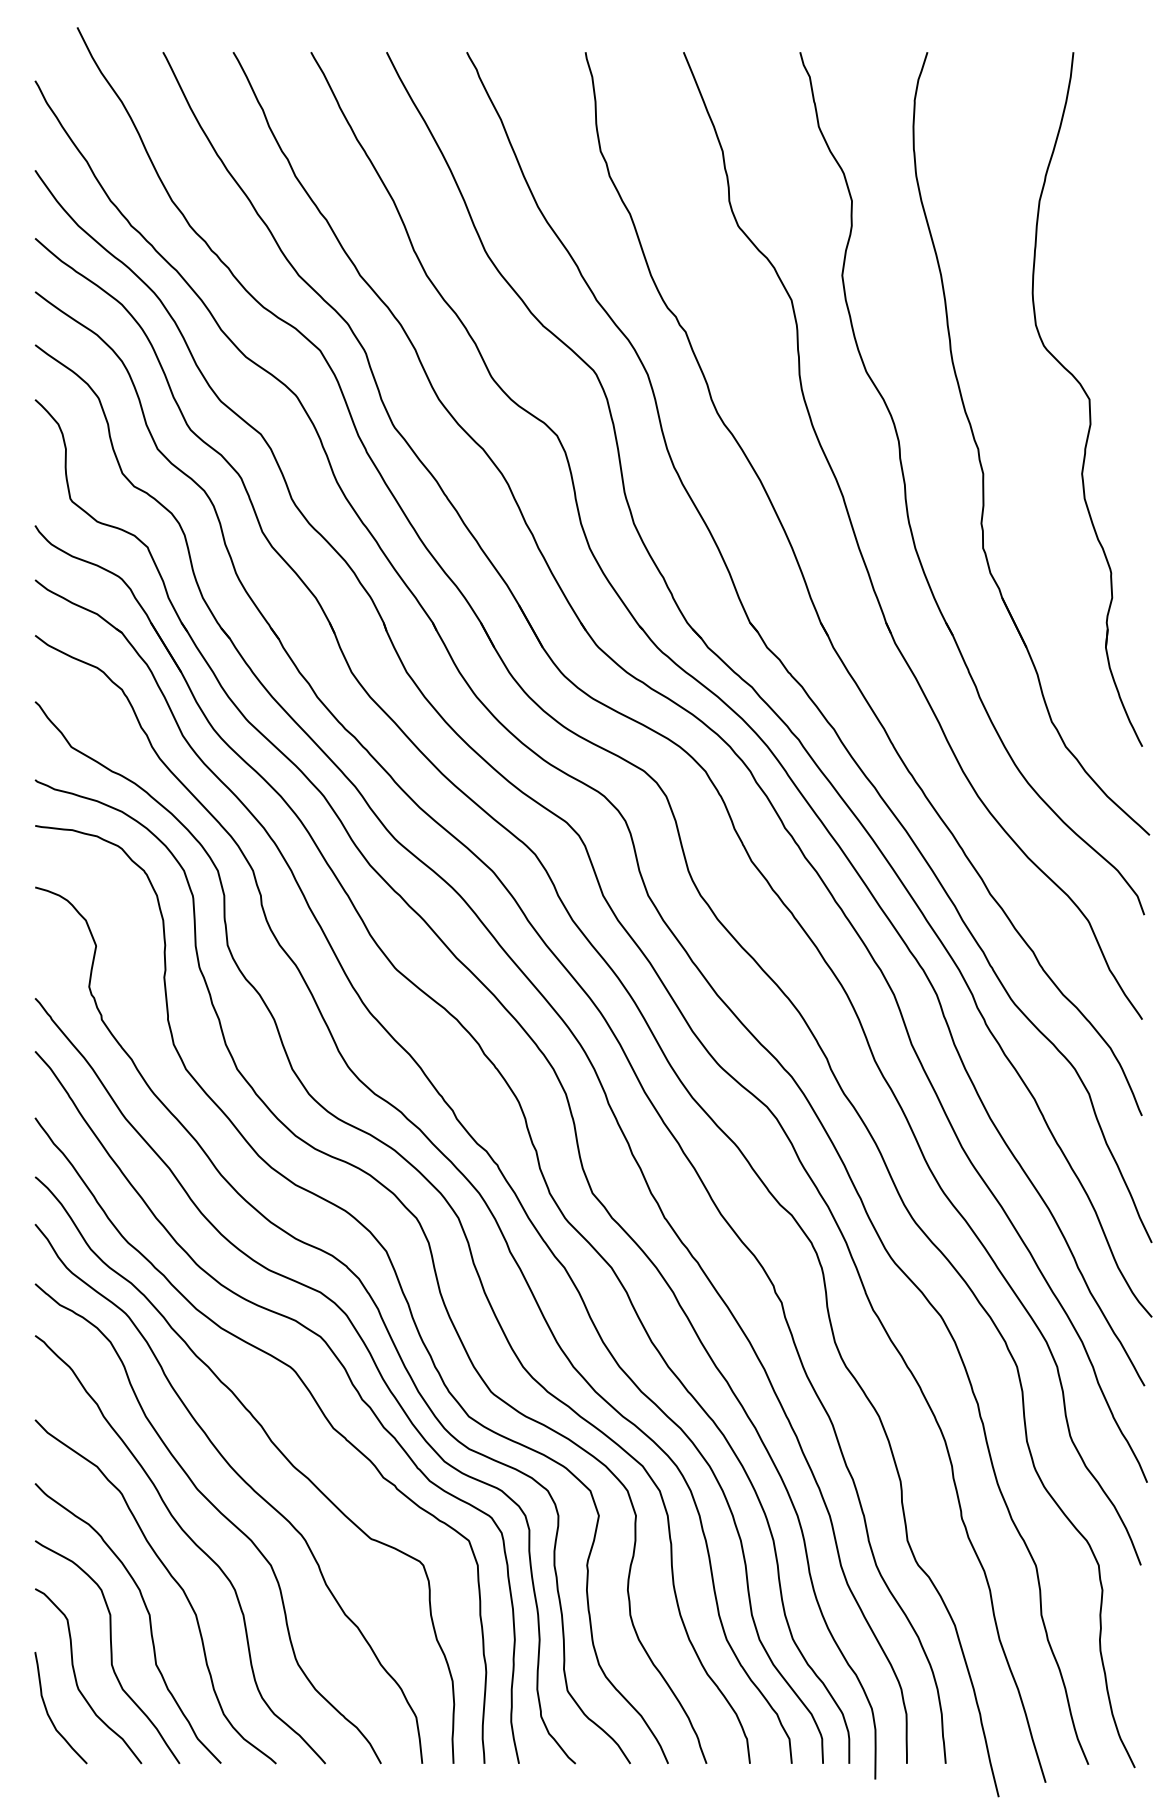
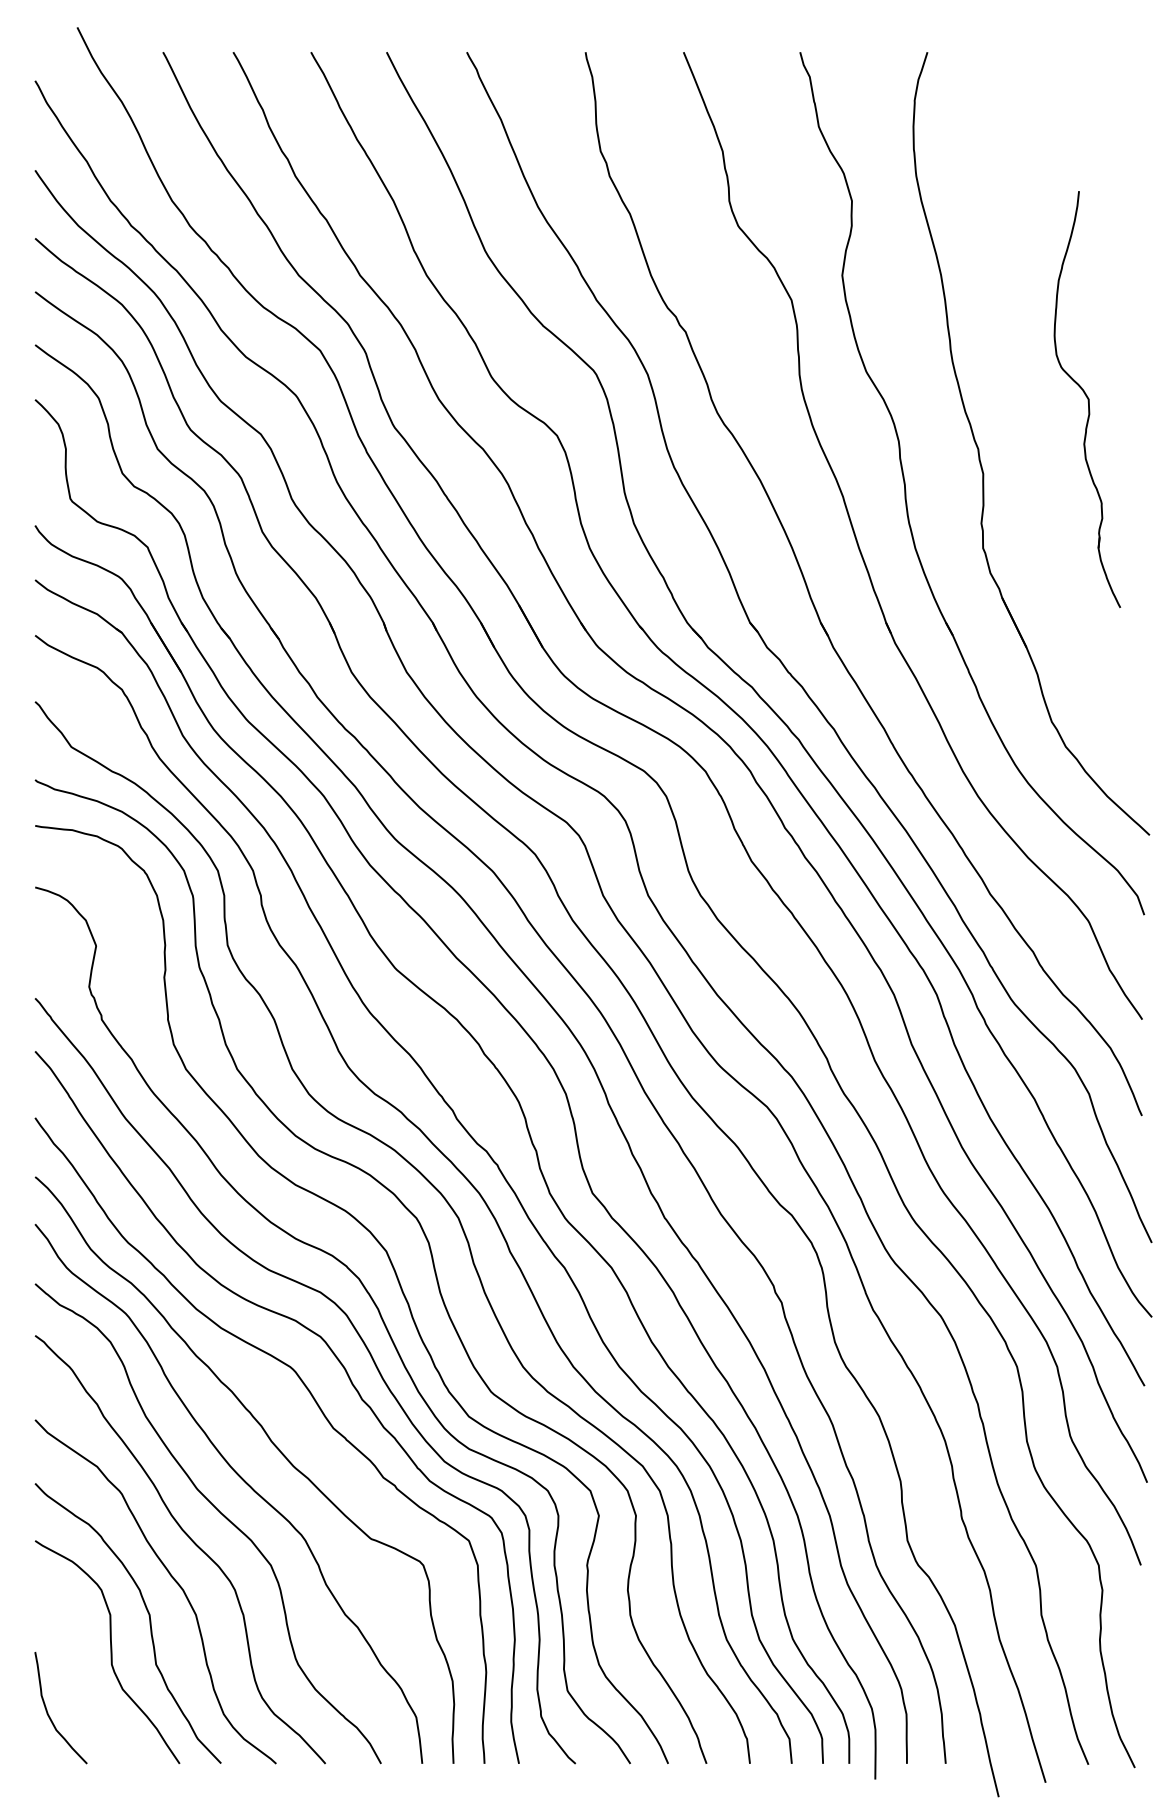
part size: 113x695 px -> 69x417 px (1087, 399)
curve: present -> none (76, 1676)
